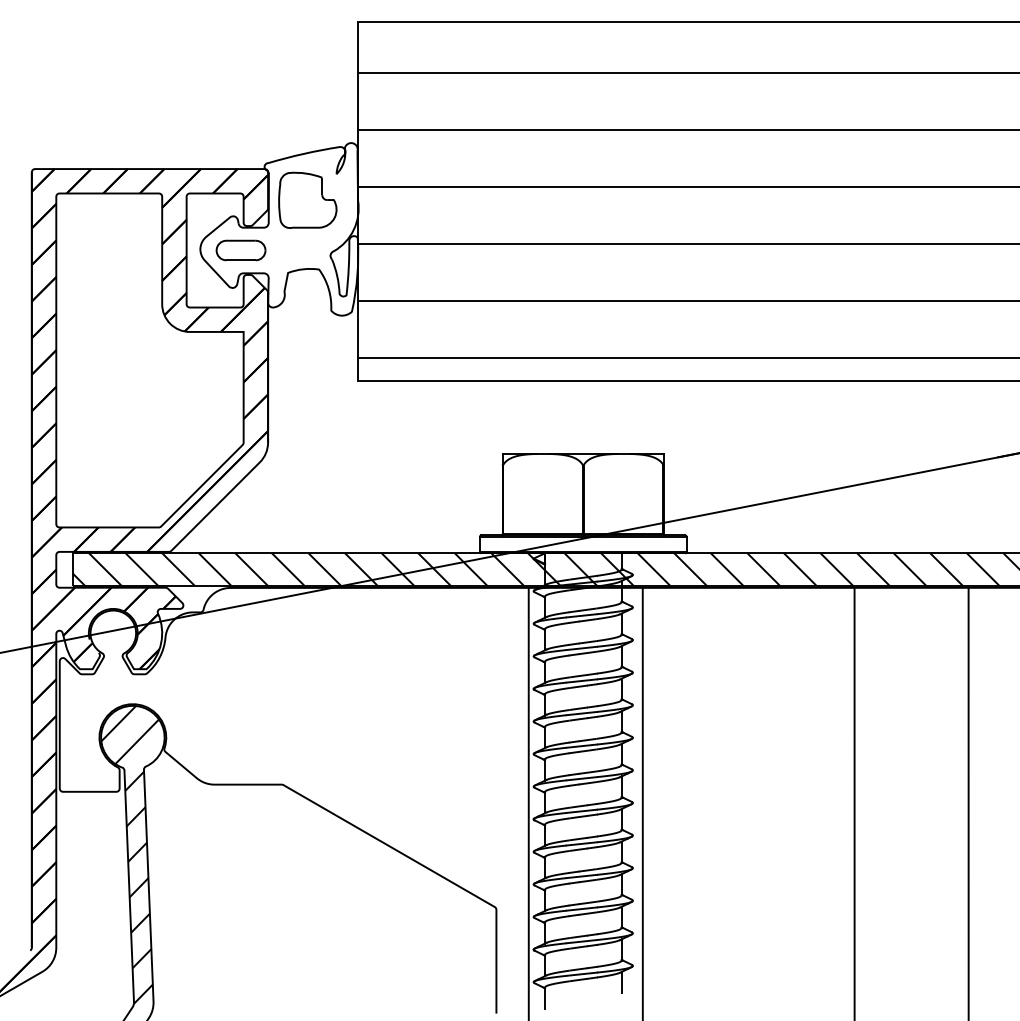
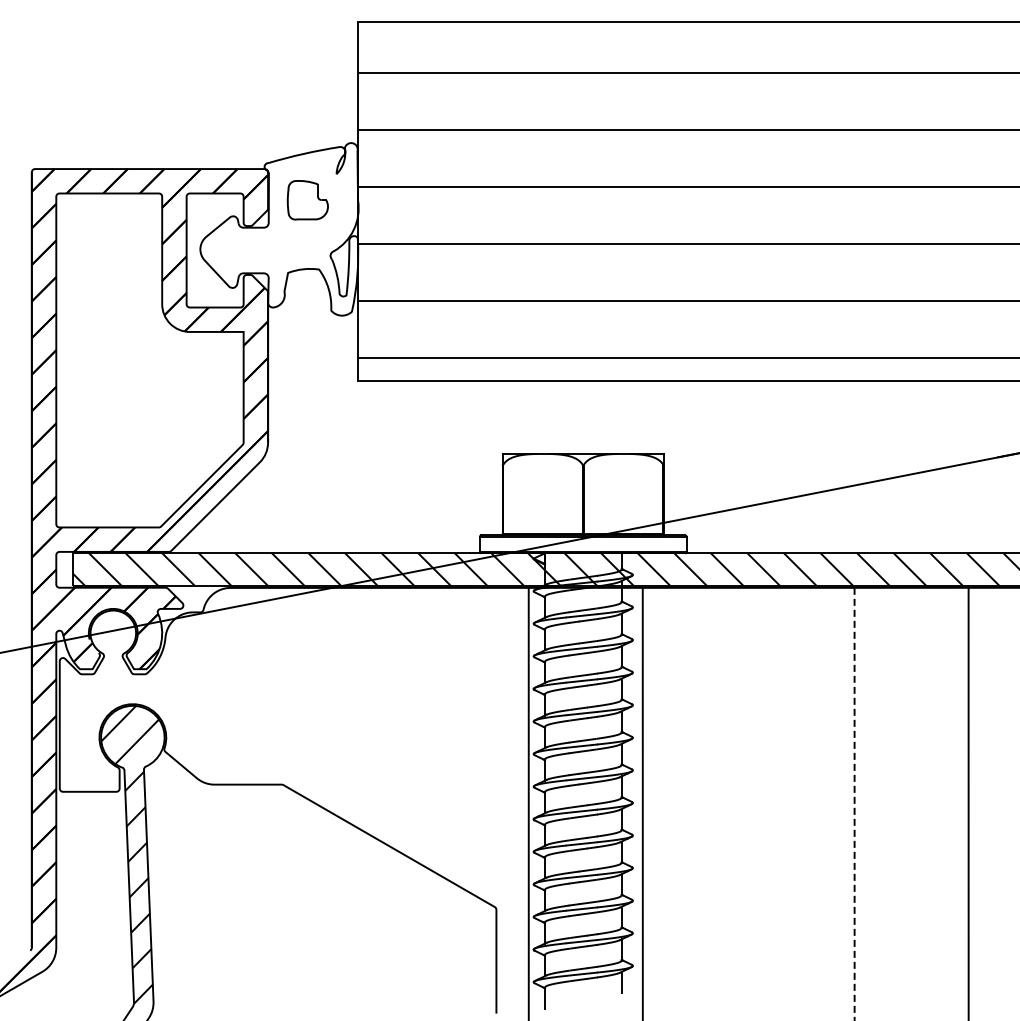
part size: 60x58 px -> 43x41 px (307, 200)
part: present -> none (240, 250)
line: solid -> dashed (854, 804)
